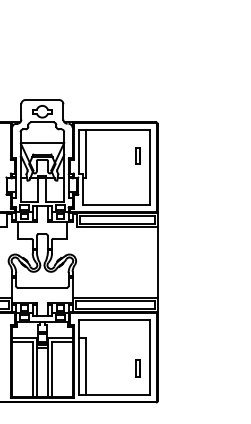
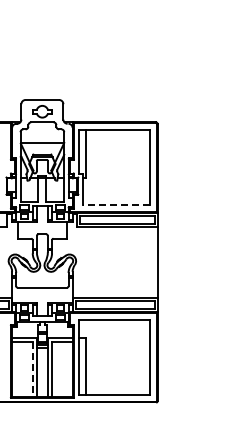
part: present -> none (137, 155)
line: solid -> dashed (115, 205)
part: present -> none (137, 368)
line: solid -> dashed (32, 370)
